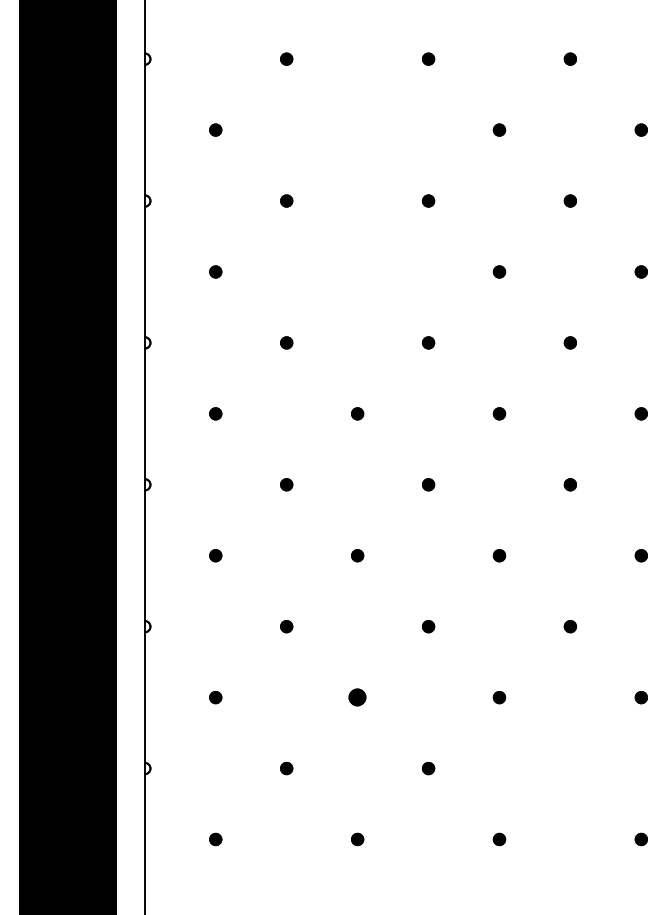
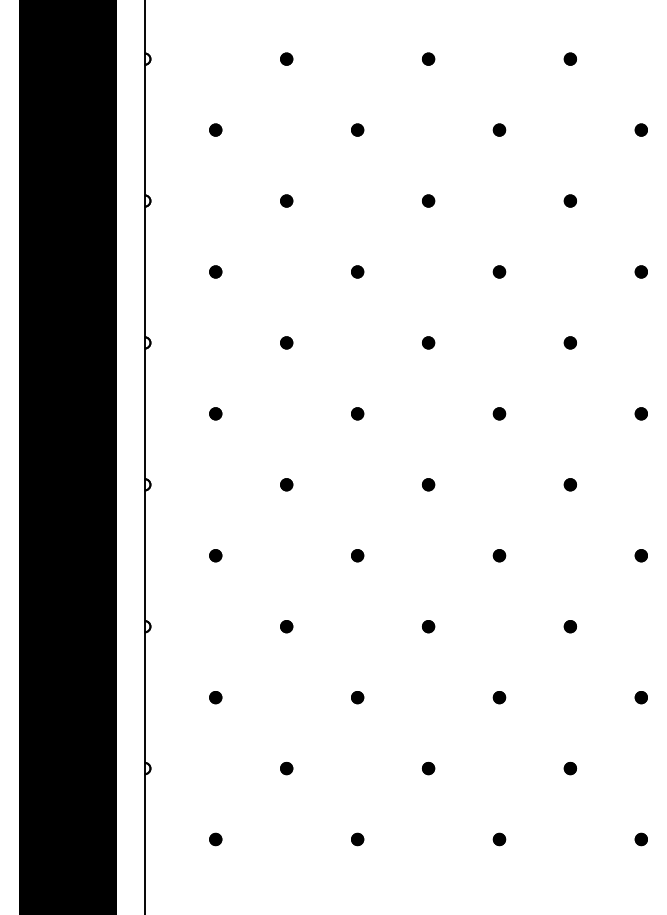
part: none -> present (357, 129)
part: none -> present (357, 271)
part size: 19x19 px -> 14x14 px (357, 697)
part: none -> present (570, 768)
